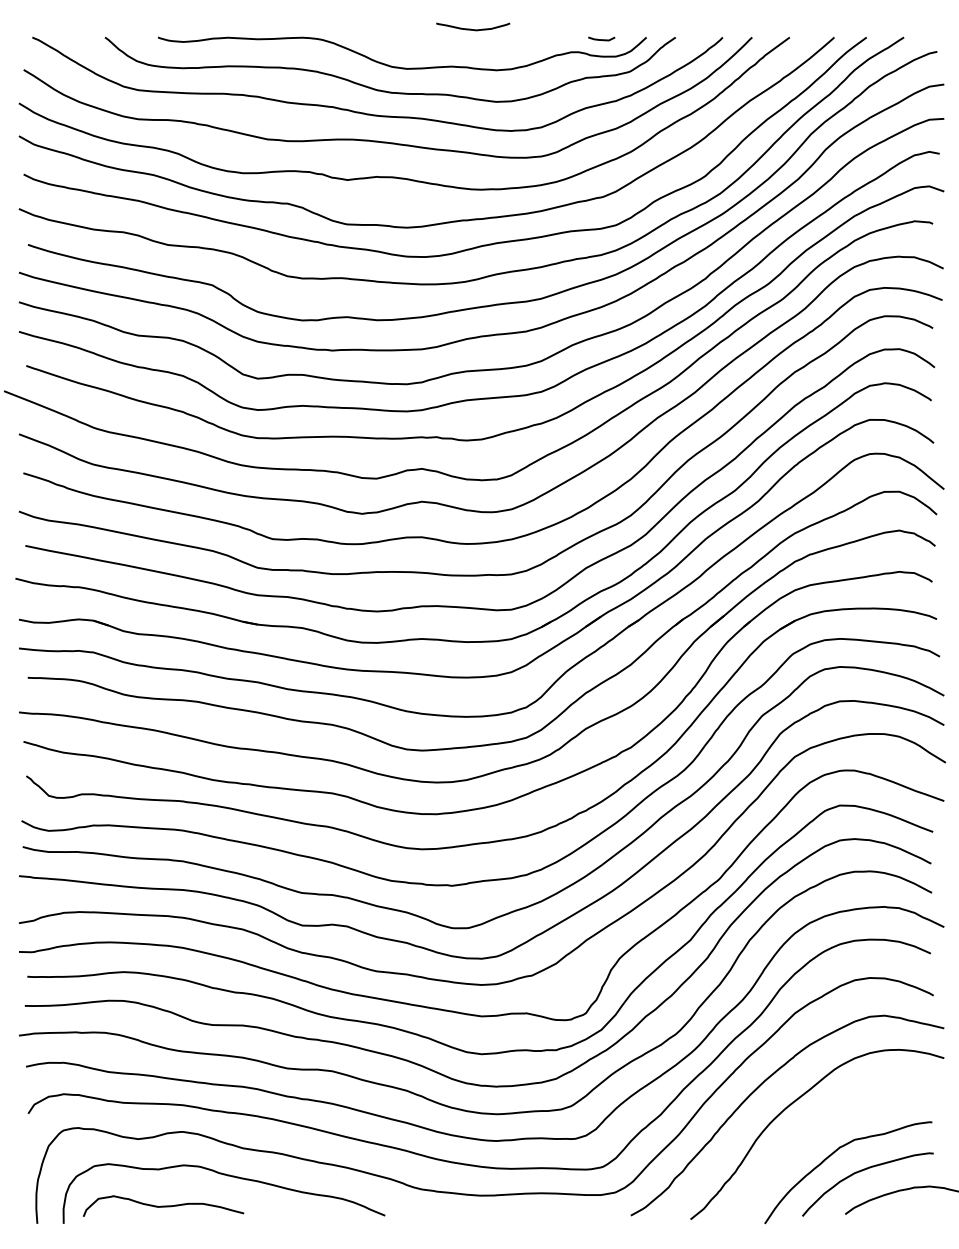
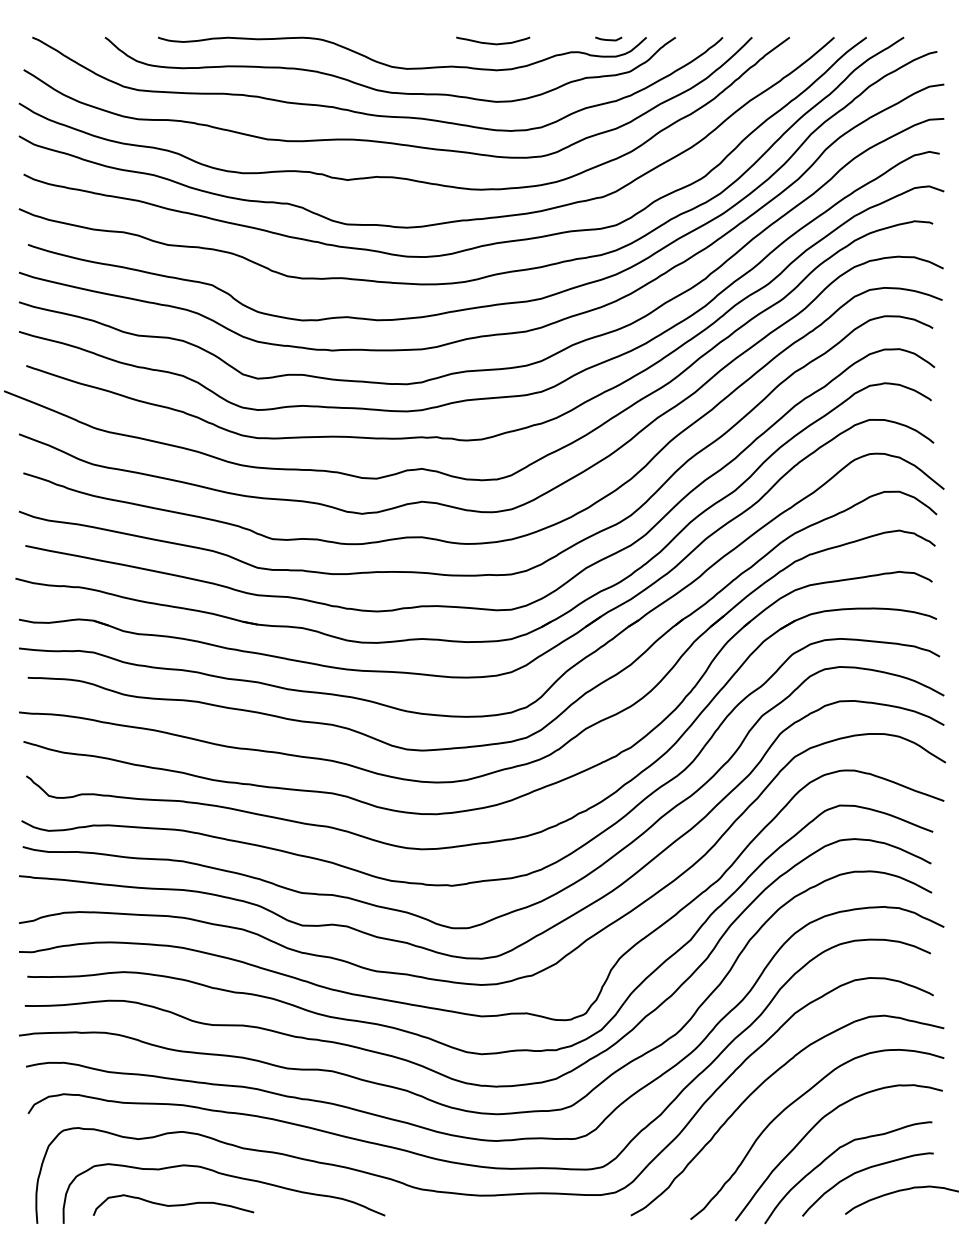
curve position: (471, 28) -> (491, 42) (491, 42)
line position: (601, 39) -> (608, 39) (608, 39)
curve: none -> present (814, 1127)
curve position: (163, 1205) -> (173, 1204) (173, 1204)
